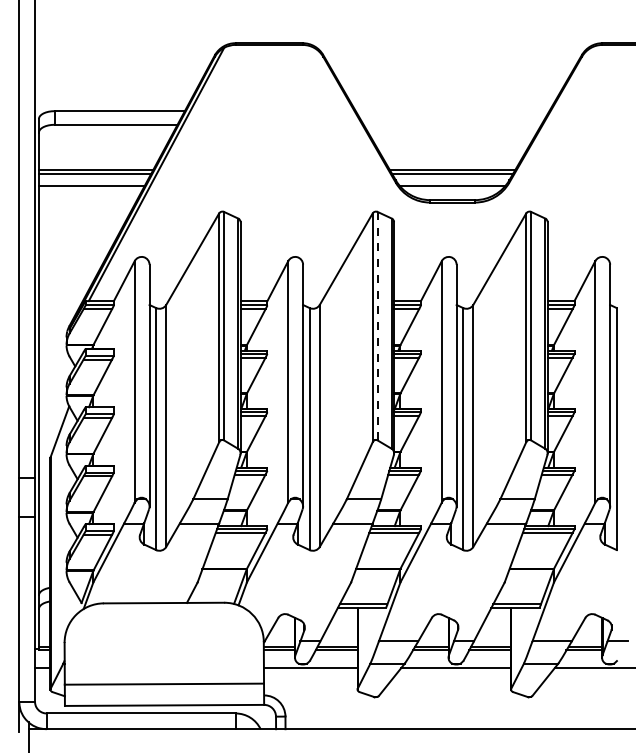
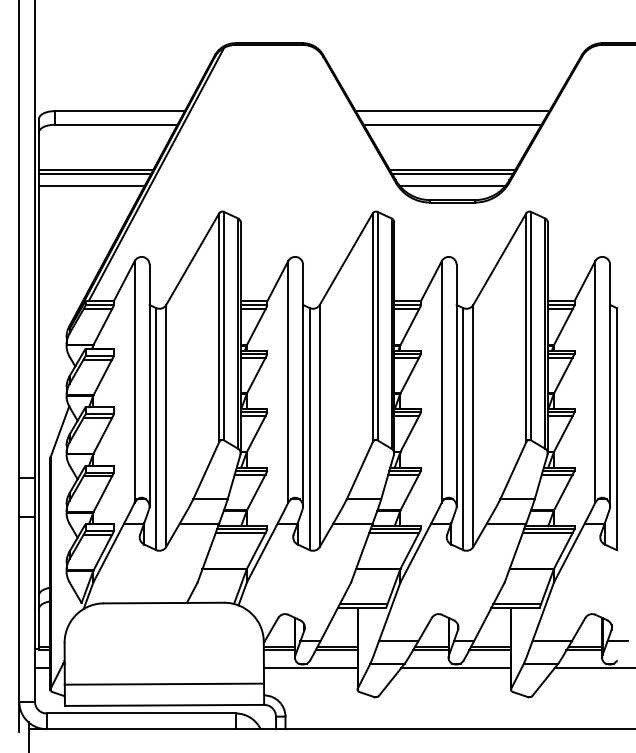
line: none -> present (452, 111)
line: none -> present (452, 124)
line: dashed -> solid (377, 326)
